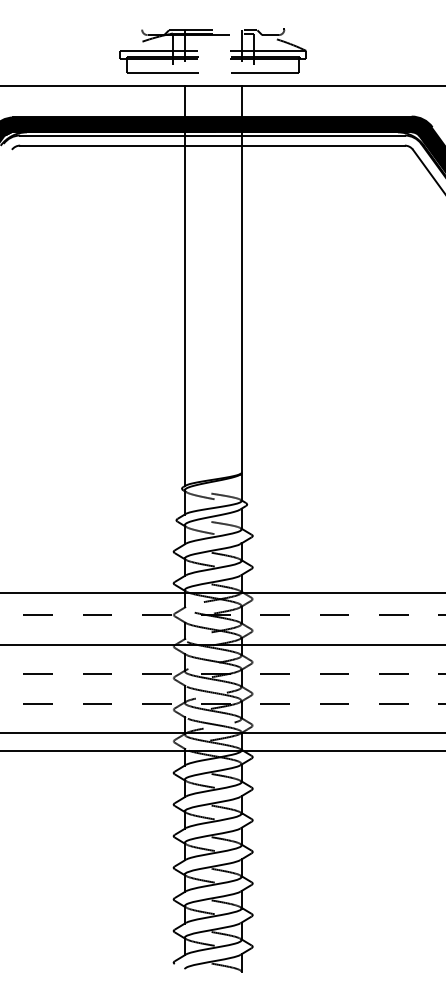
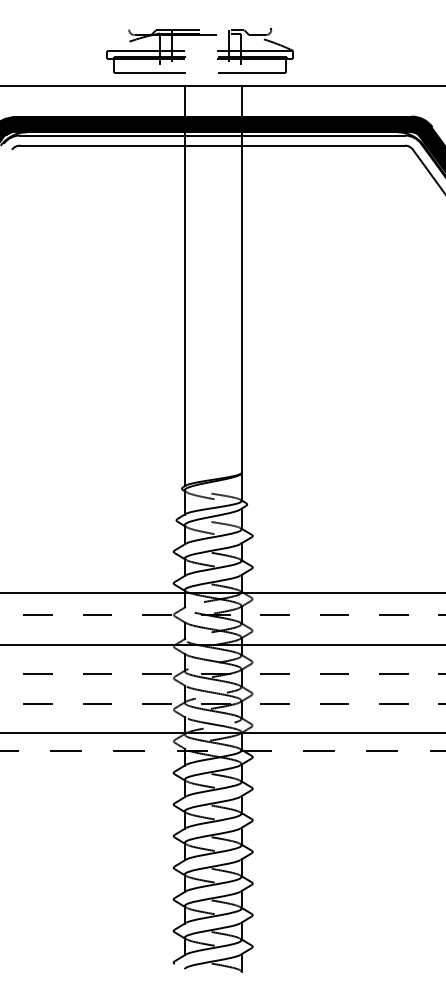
part position: (212, 35) -> (199, 35) (199, 35)
line: solid -> dashed (222, 750)
